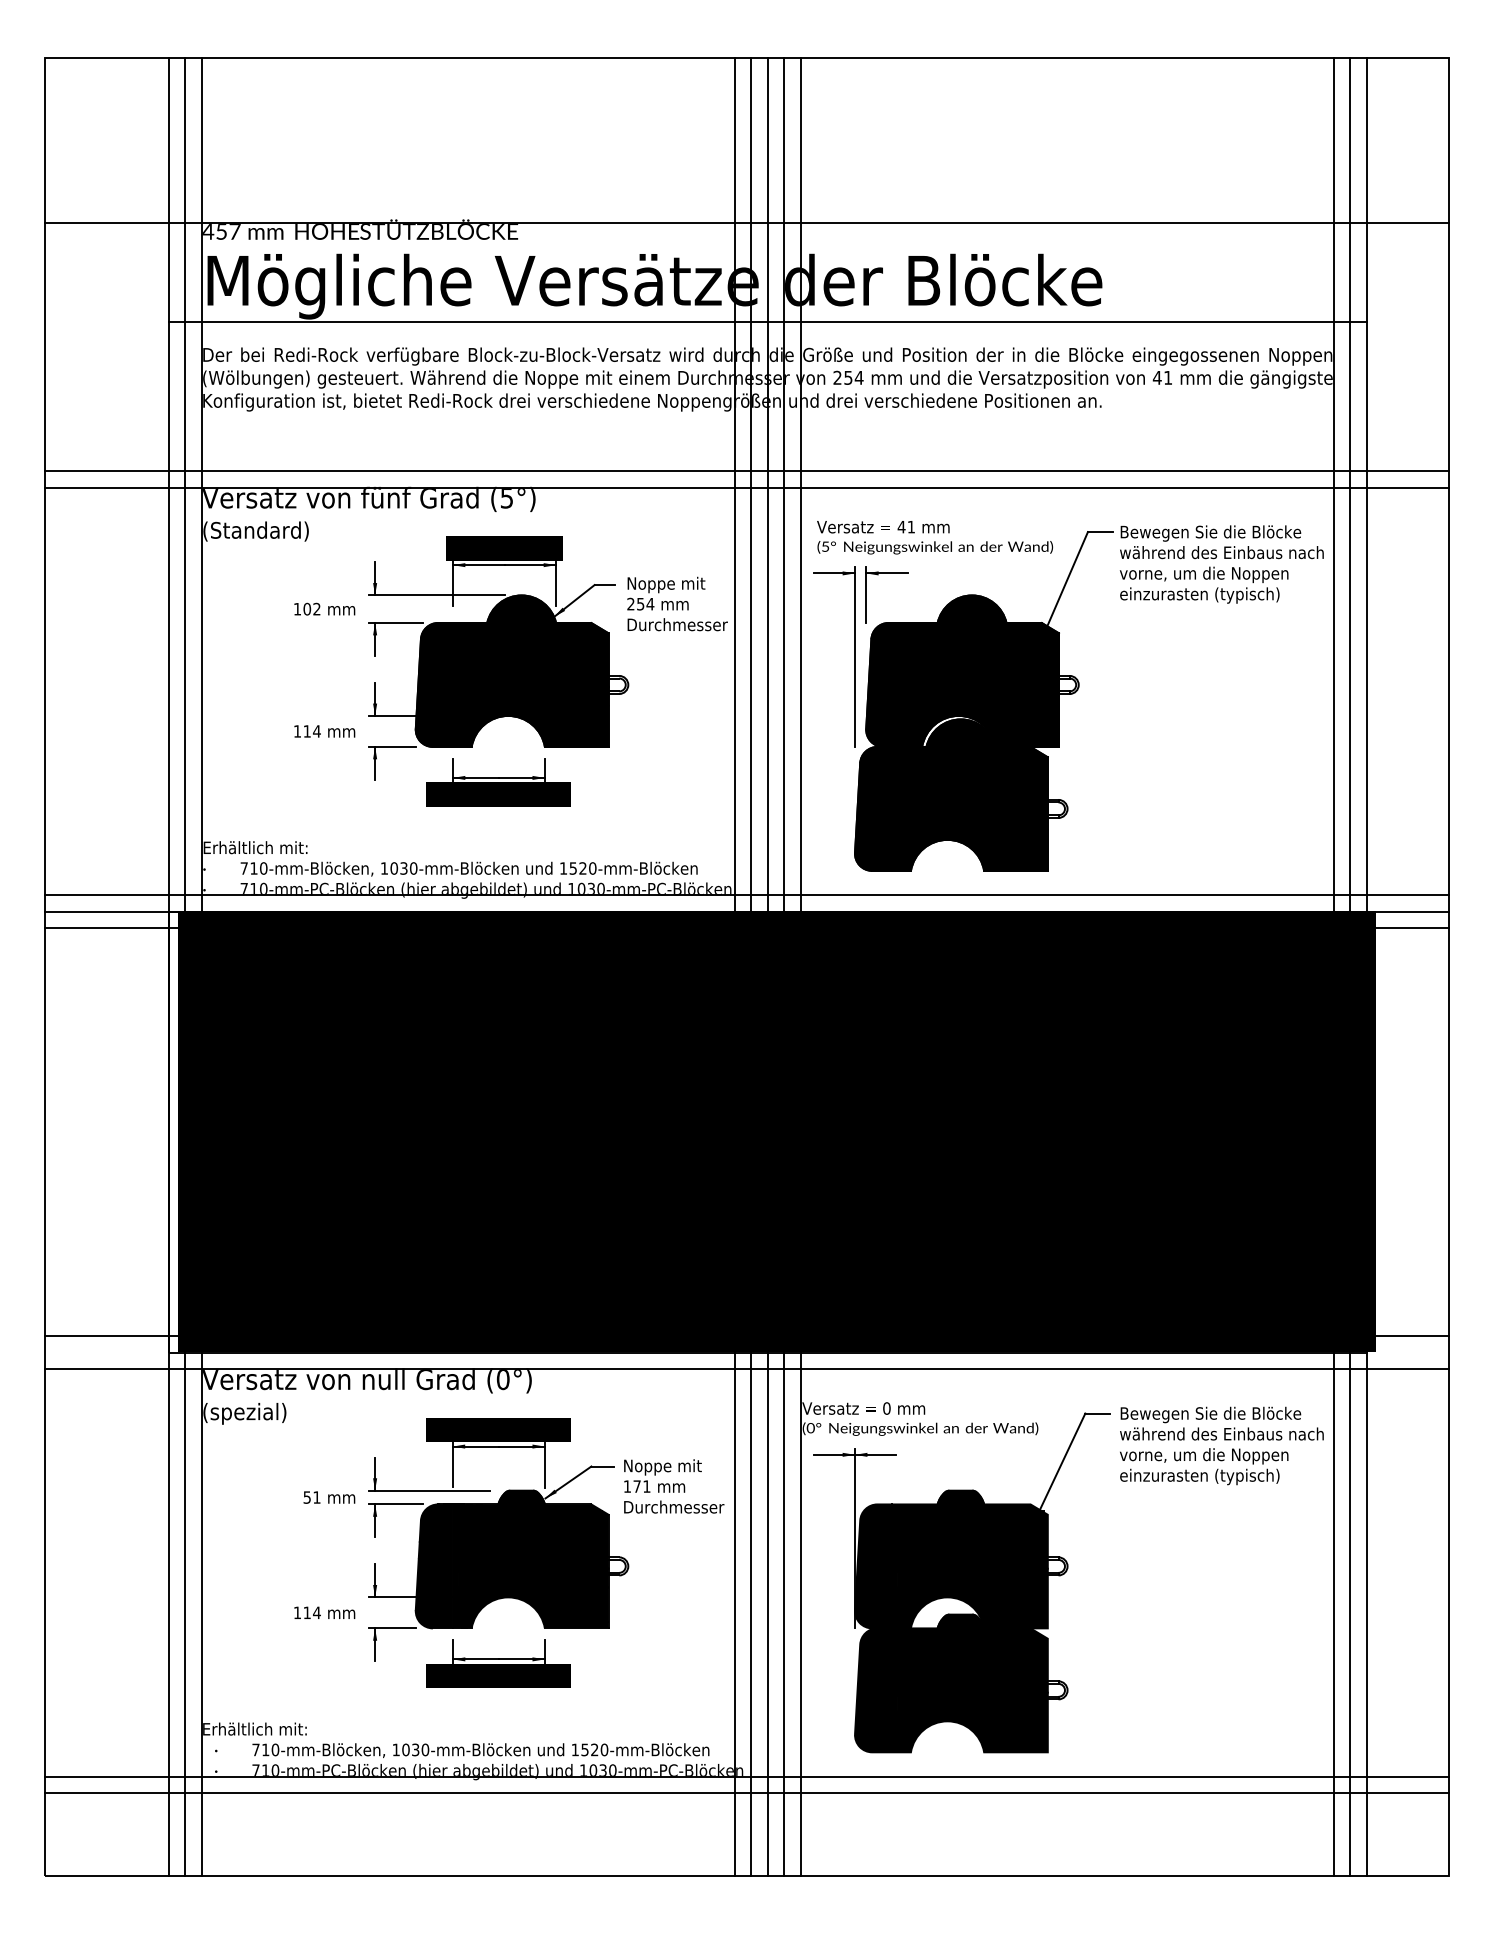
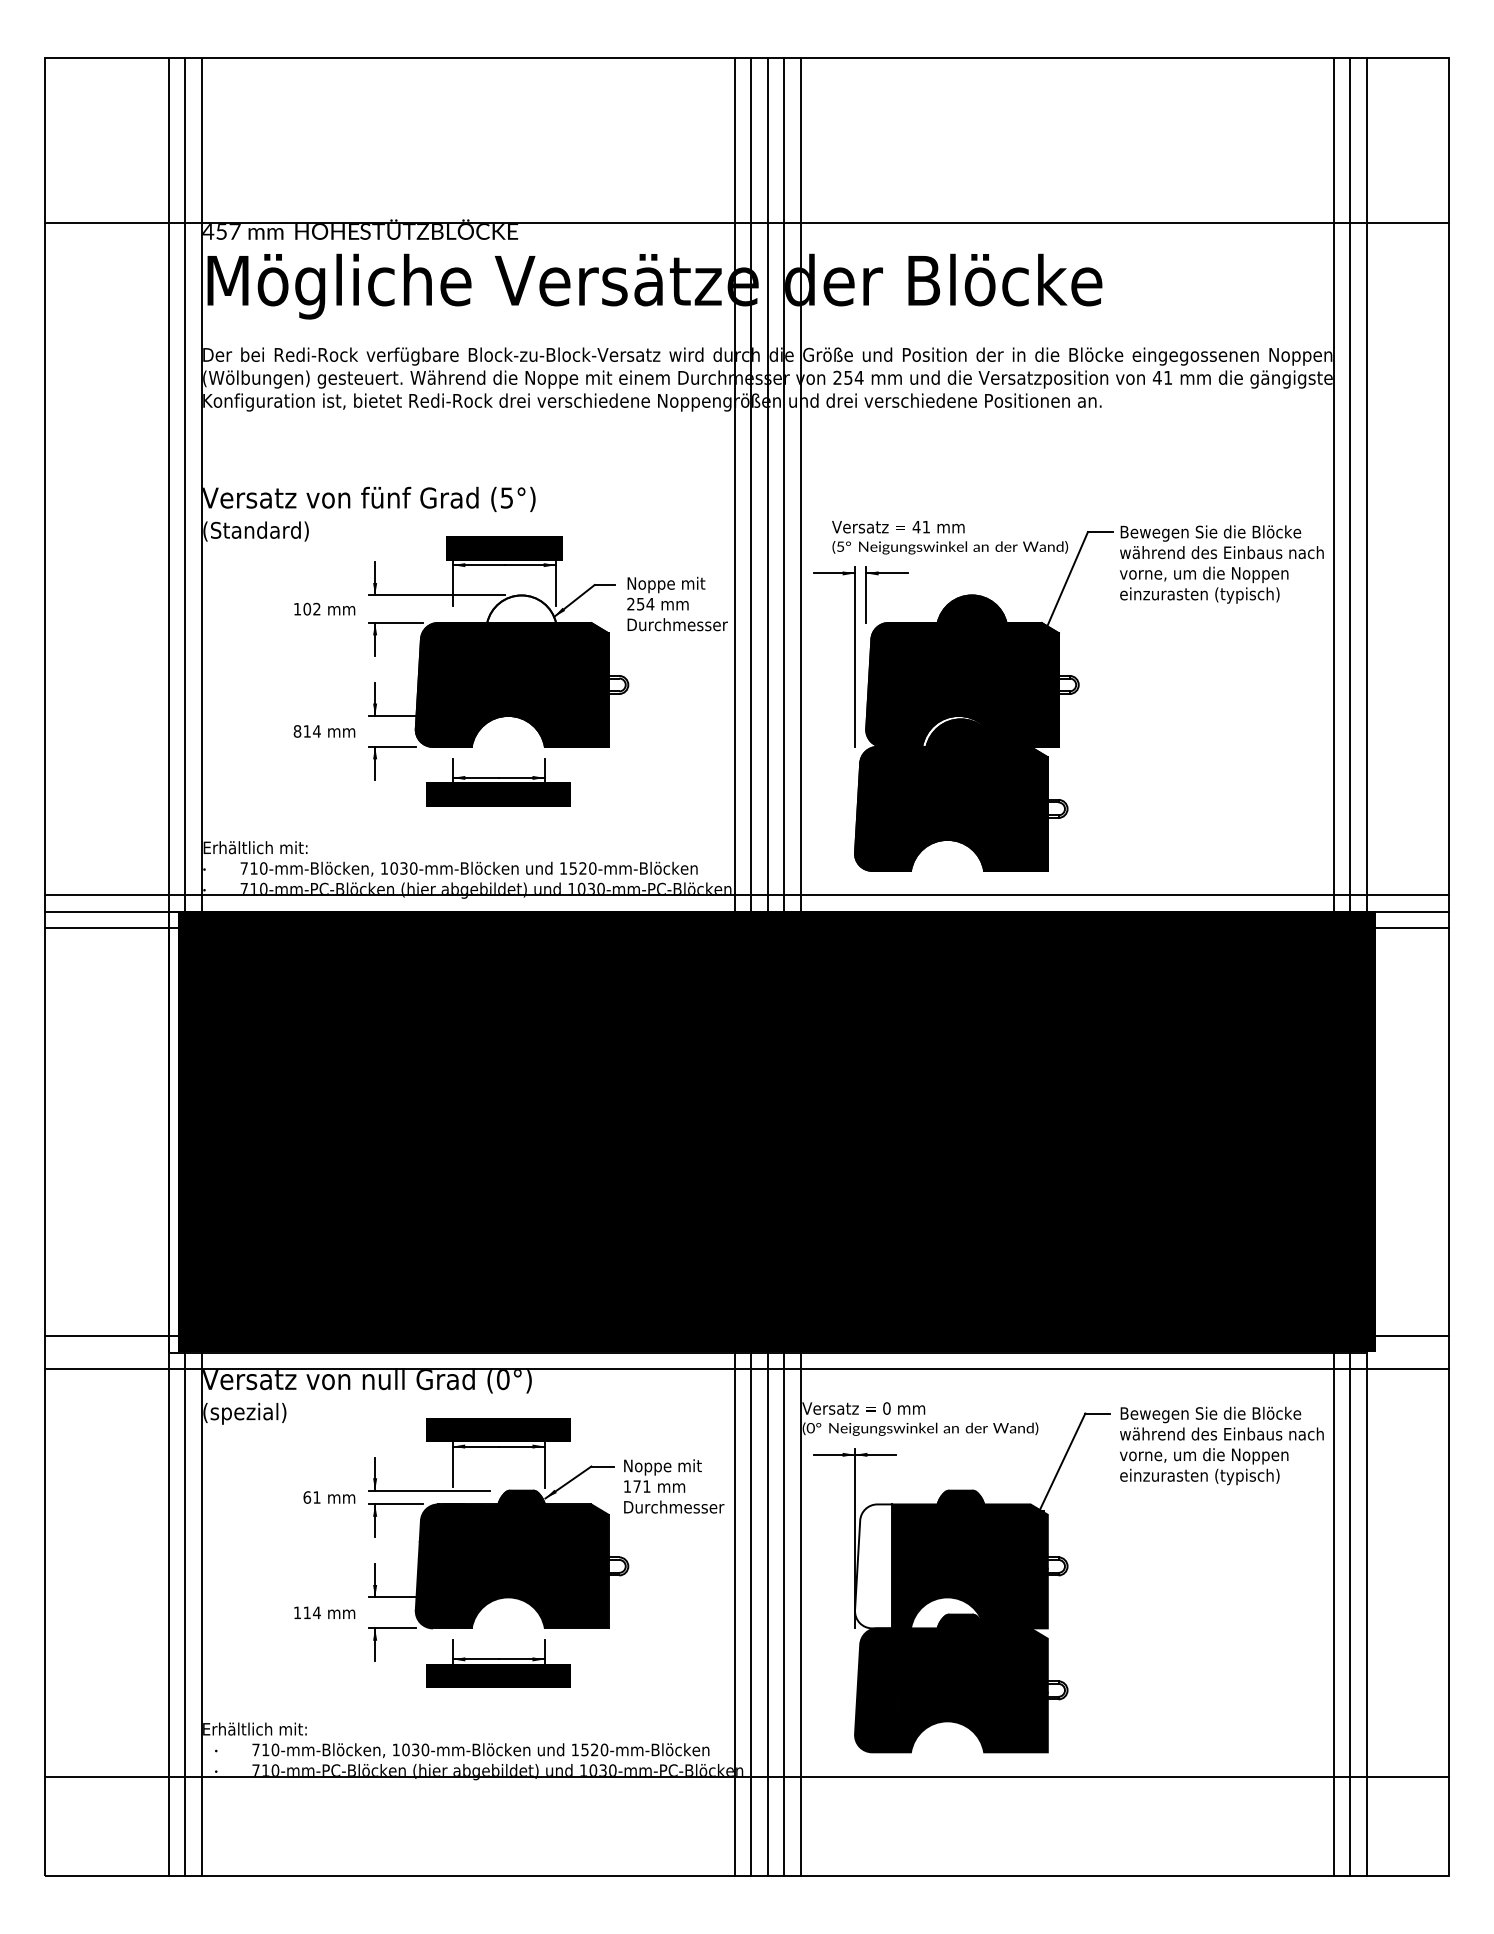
line: present -> none (767, 322)
line: present -> none (746, 471)
line: present -> none (746, 487)
text position: (935, 537) -> (950, 537) (950, 537)
fill: present -> none (521, 609)
text: 114 -> 814 (297, 731)
text: 51 -> 61 (307, 1497)
fill: present -> none (873, 1566)
line: present -> none (746, 1793)
